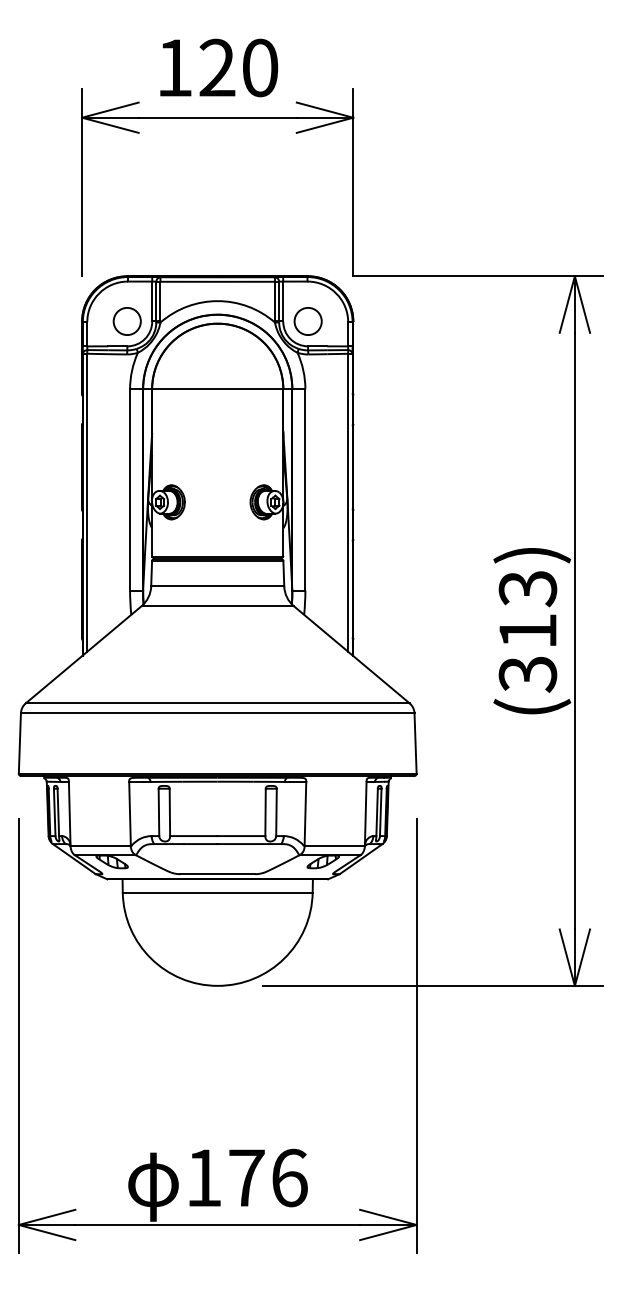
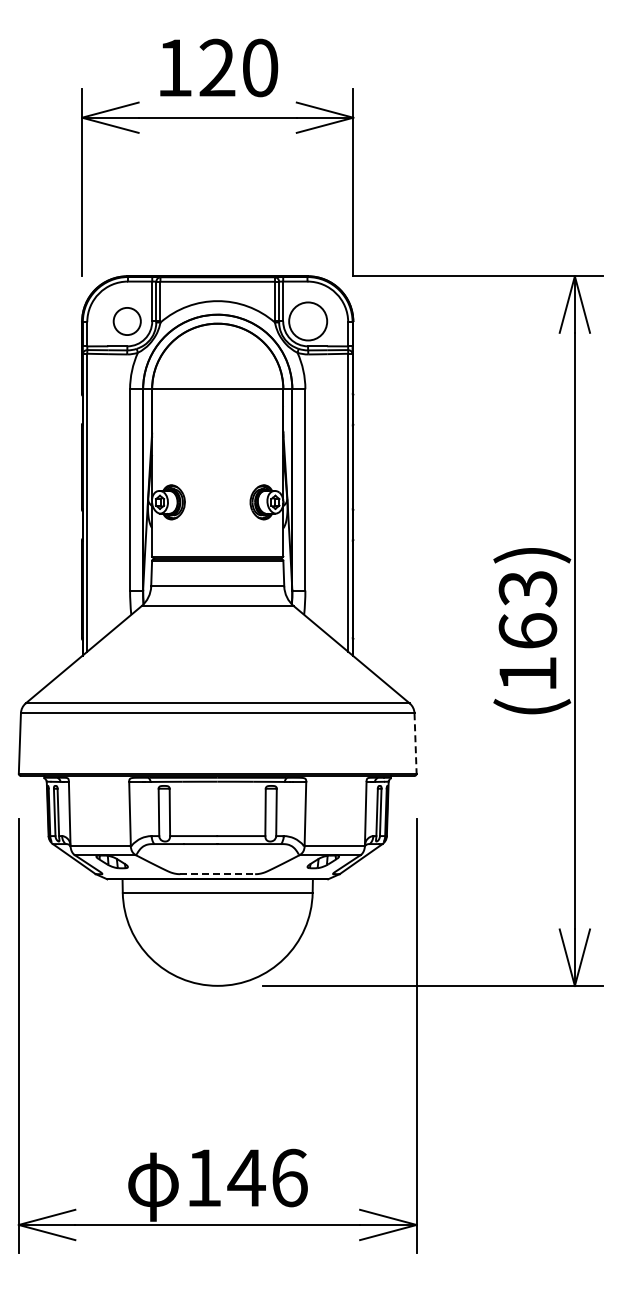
circle diameter: 27 px -> 38 px (308, 321)
text: (313) -> (163) (527, 652)
line: solid -> dashed (415, 743)
line: solid -> dashed (218, 874)
text: 176 -> 146 (246, 1177)
